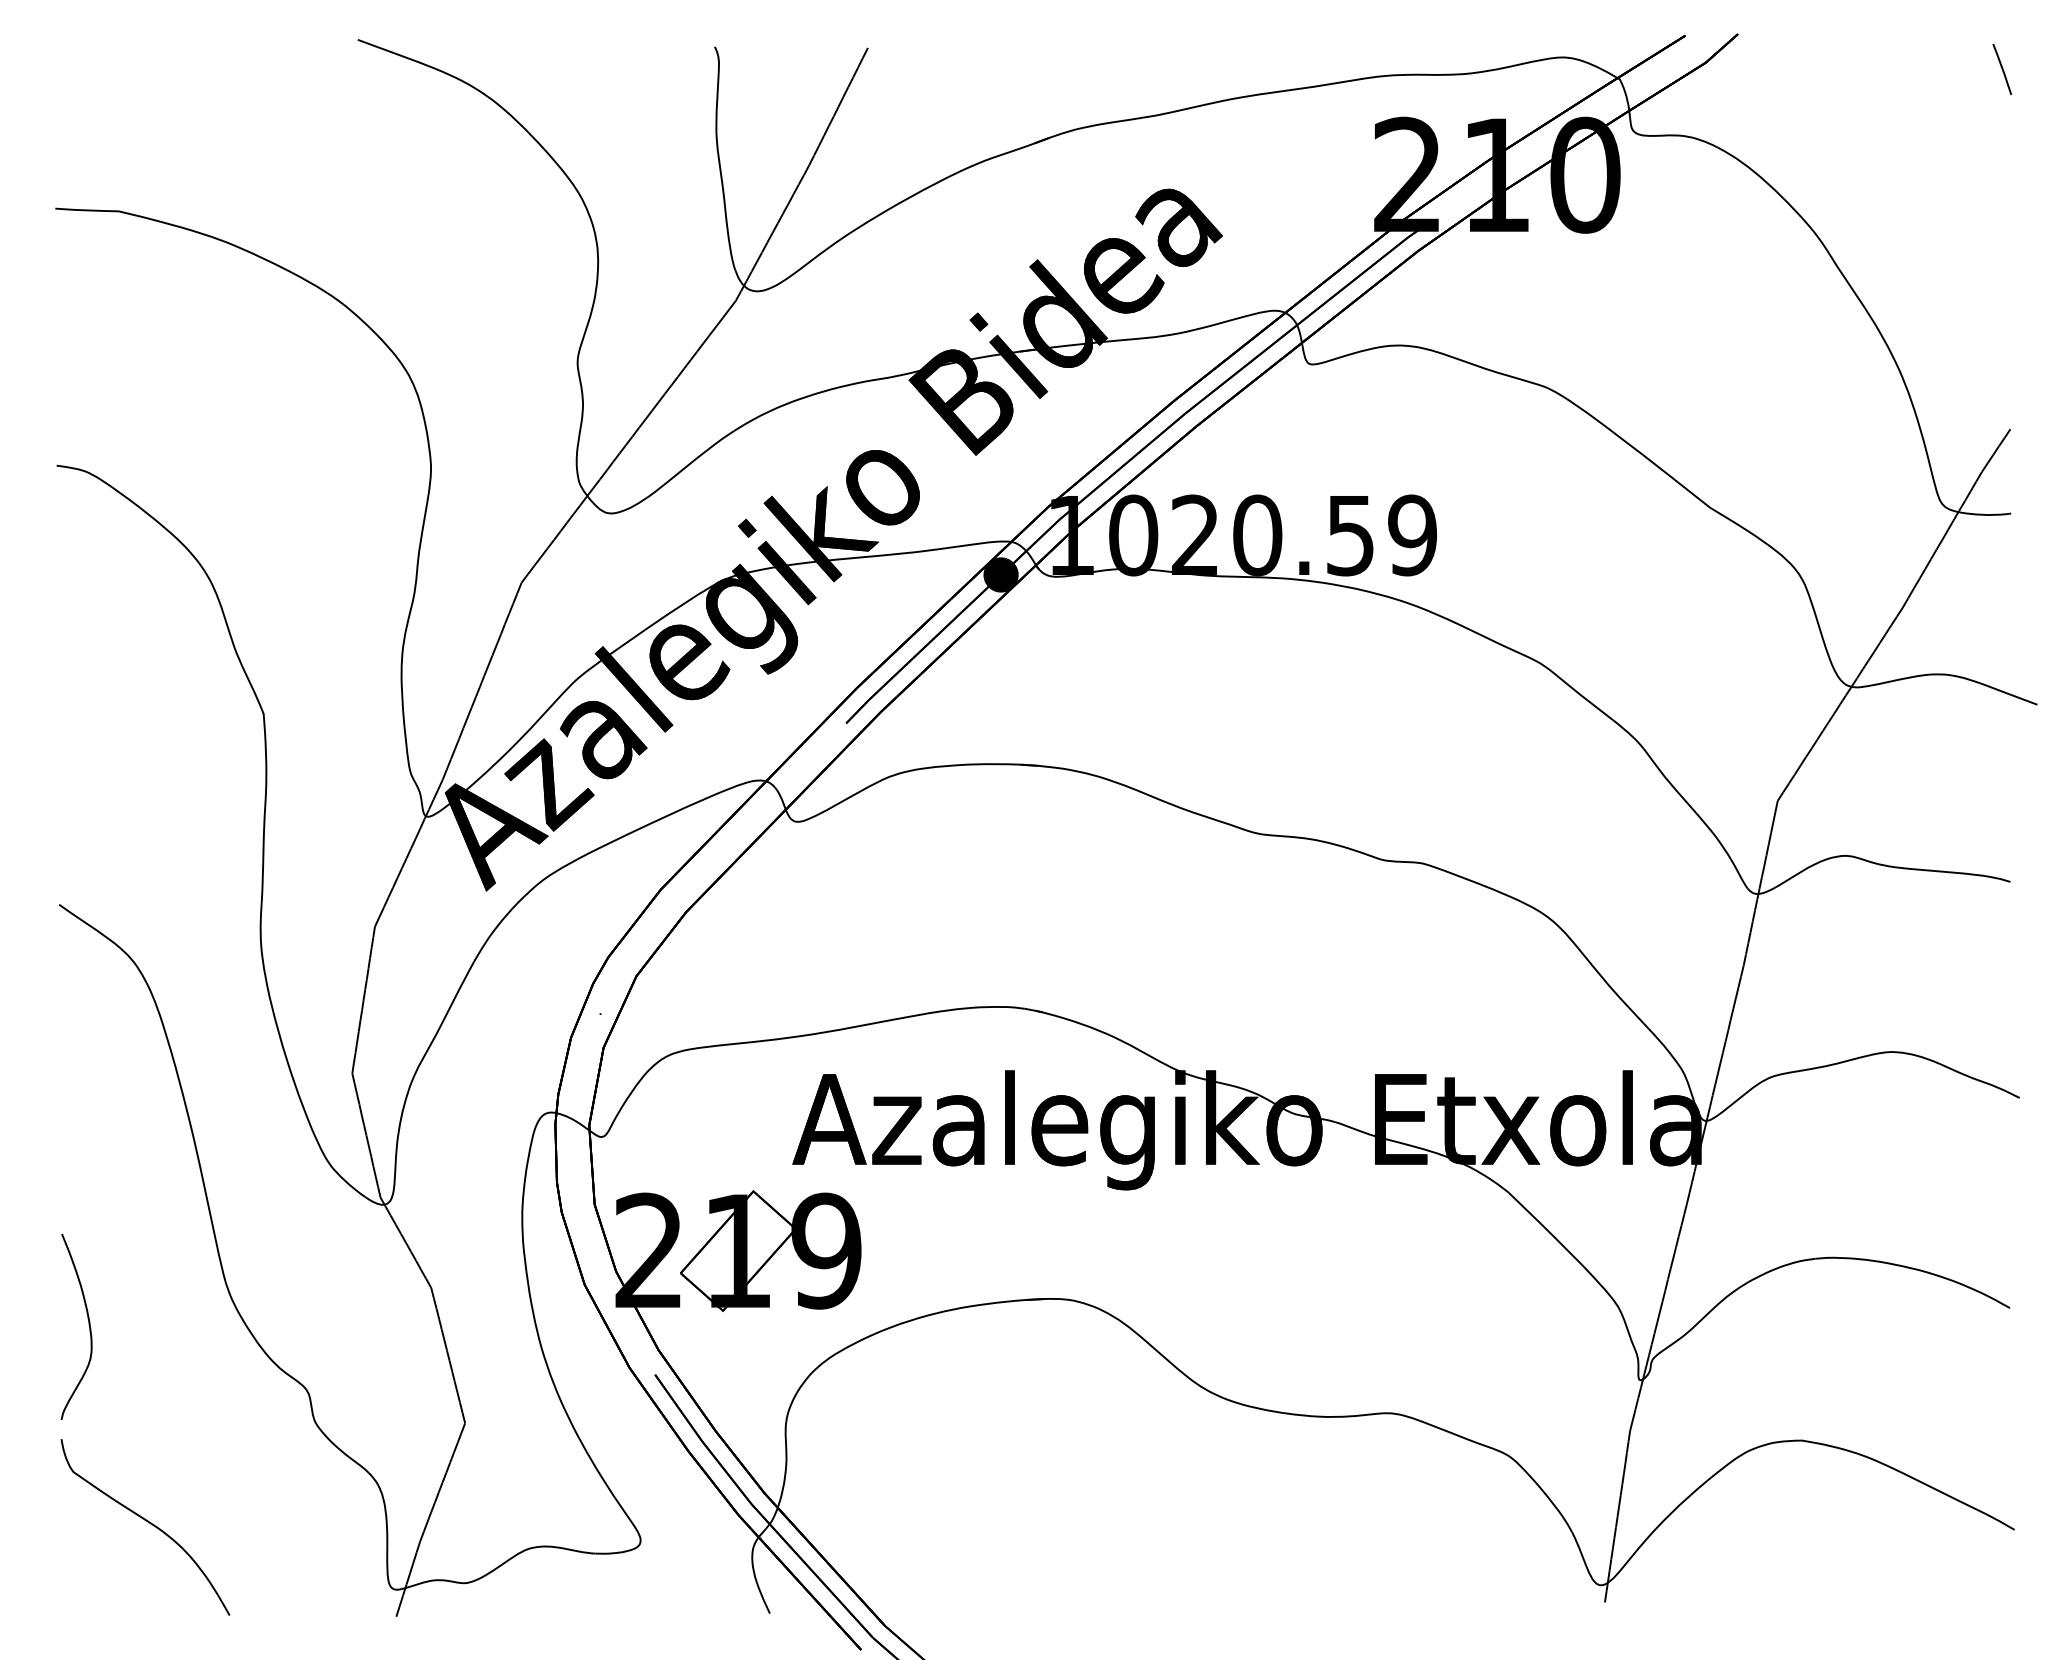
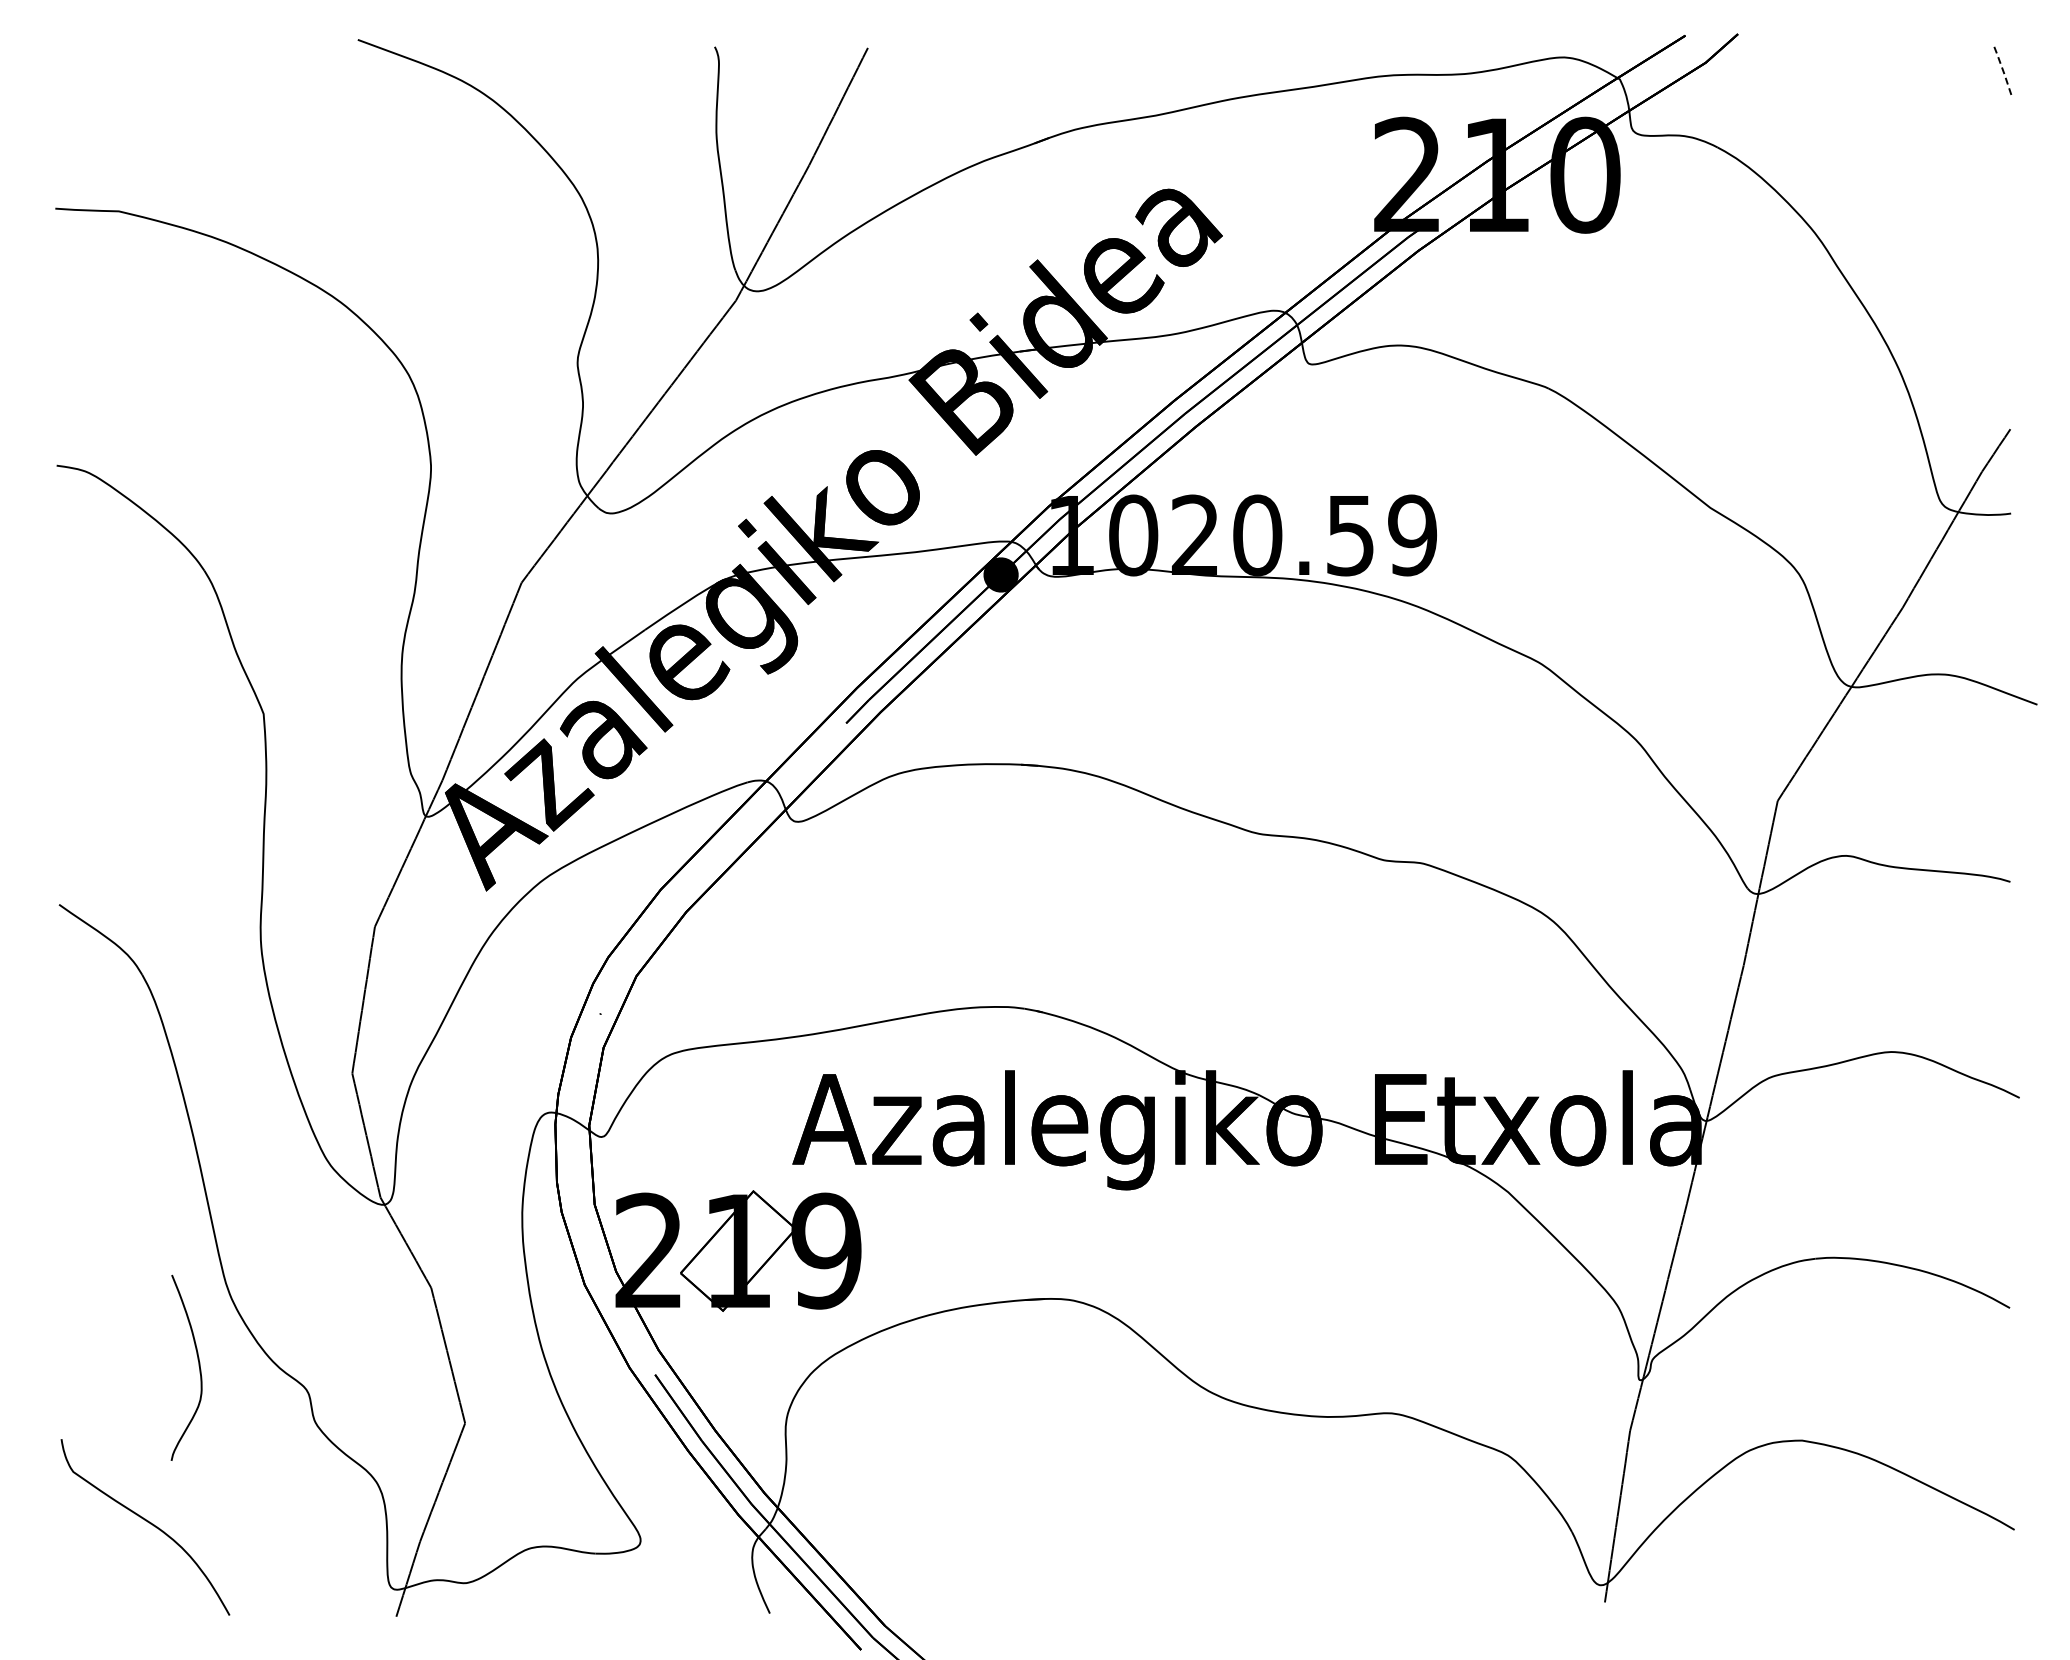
line: solid -> dashed (2002, 68)
curve position: (88, 1325) -> (198, 1366) (198, 1366)
